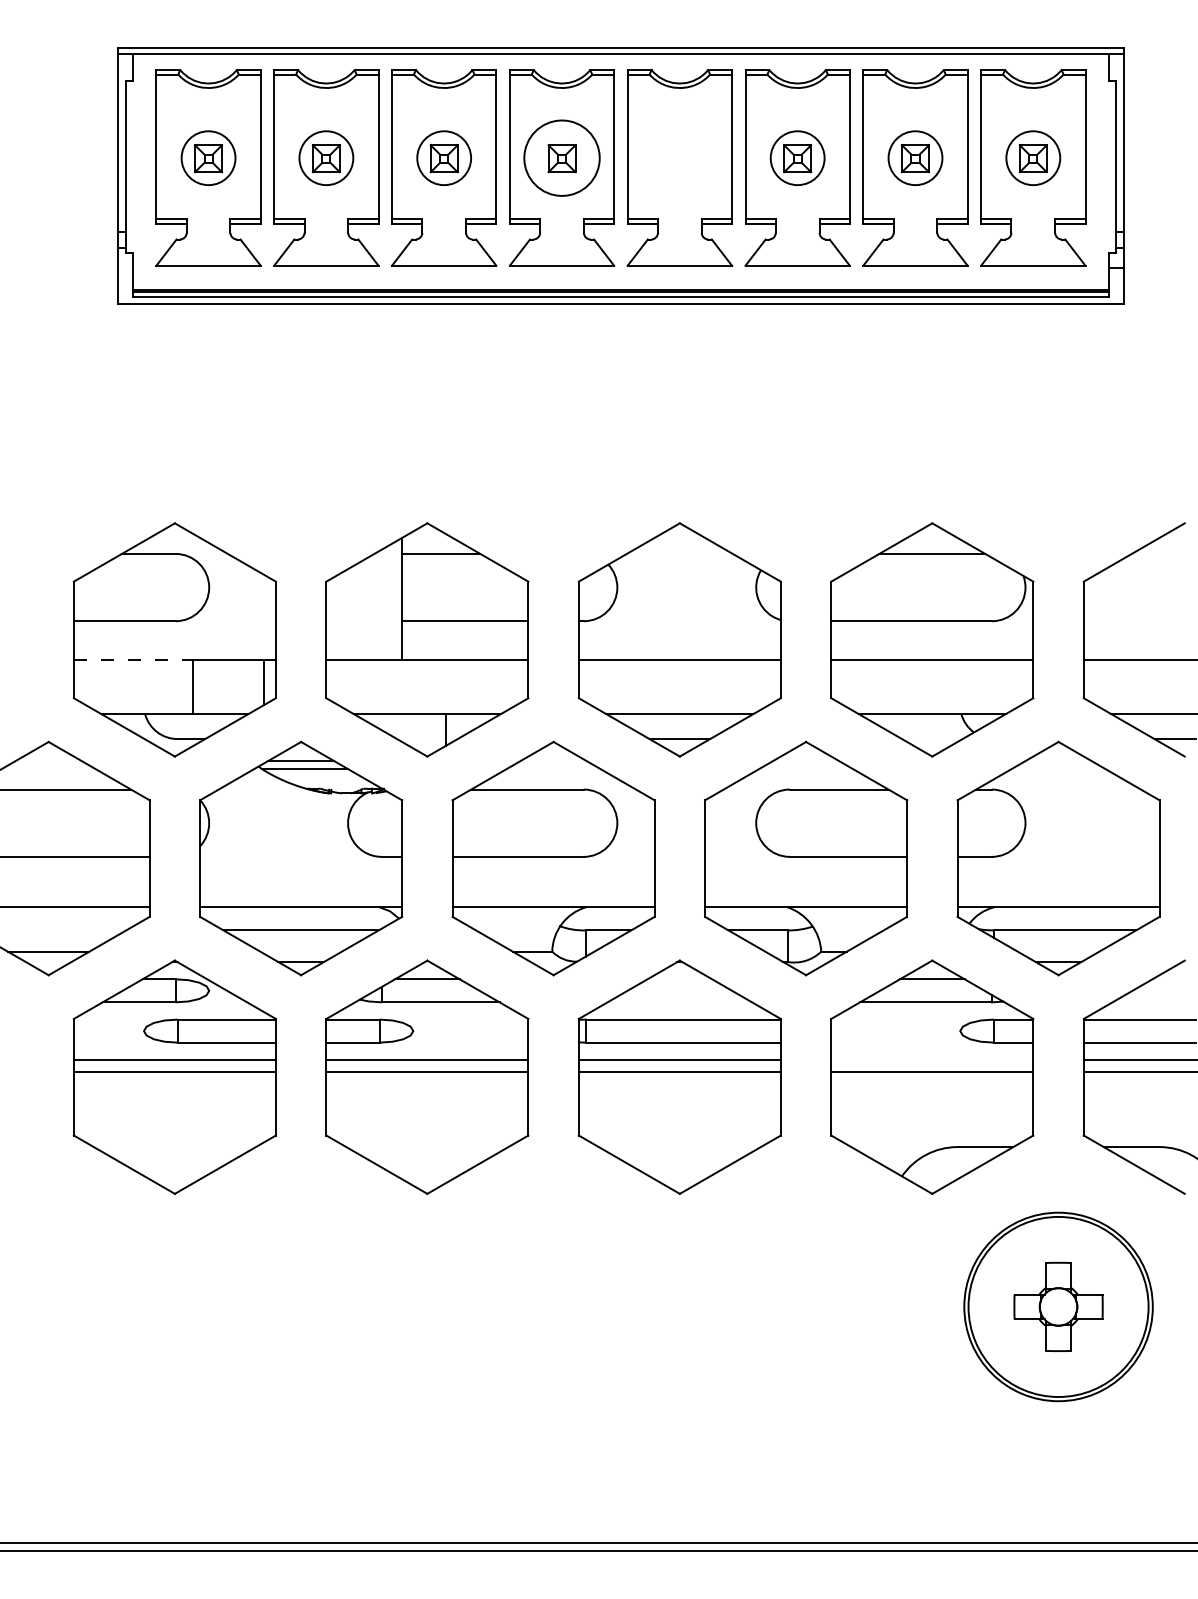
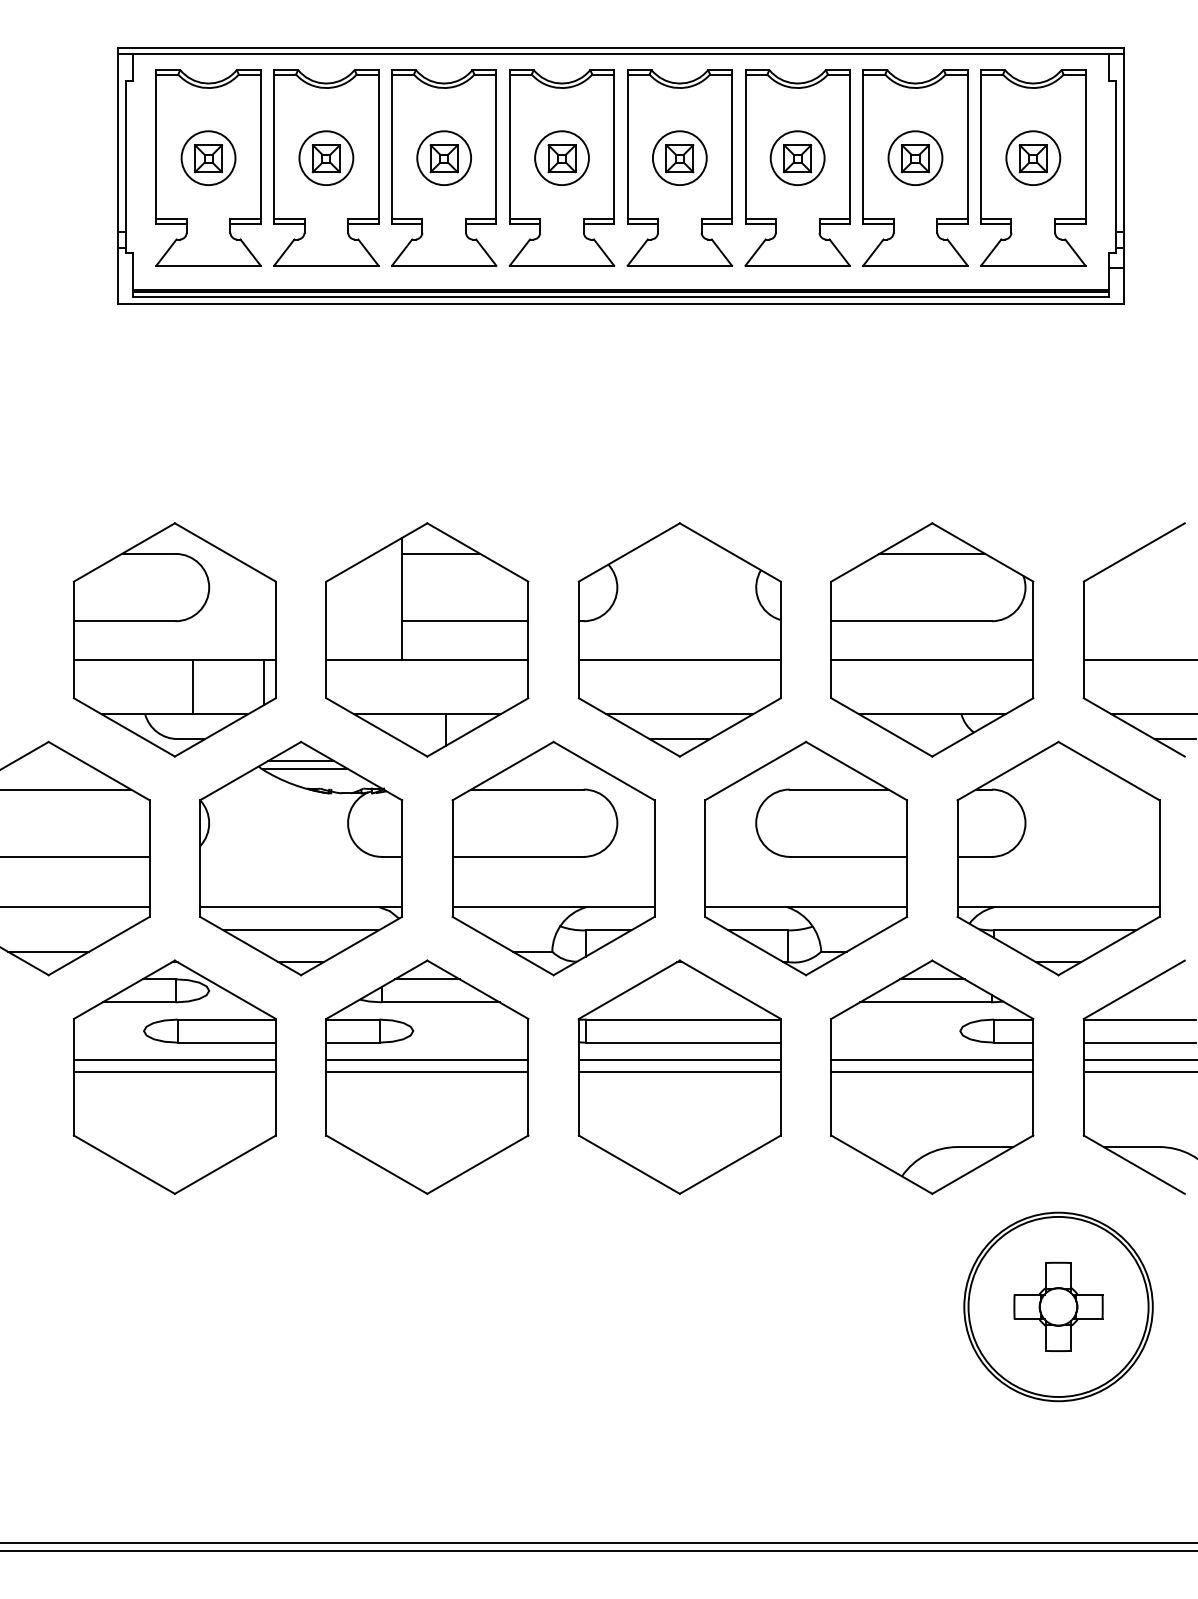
circle diameter: 75 px -> 54 px (561, 158)
part: none -> present (679, 157)
line: dashed -> solid (133, 660)
line: none -> present (932, 1059)
